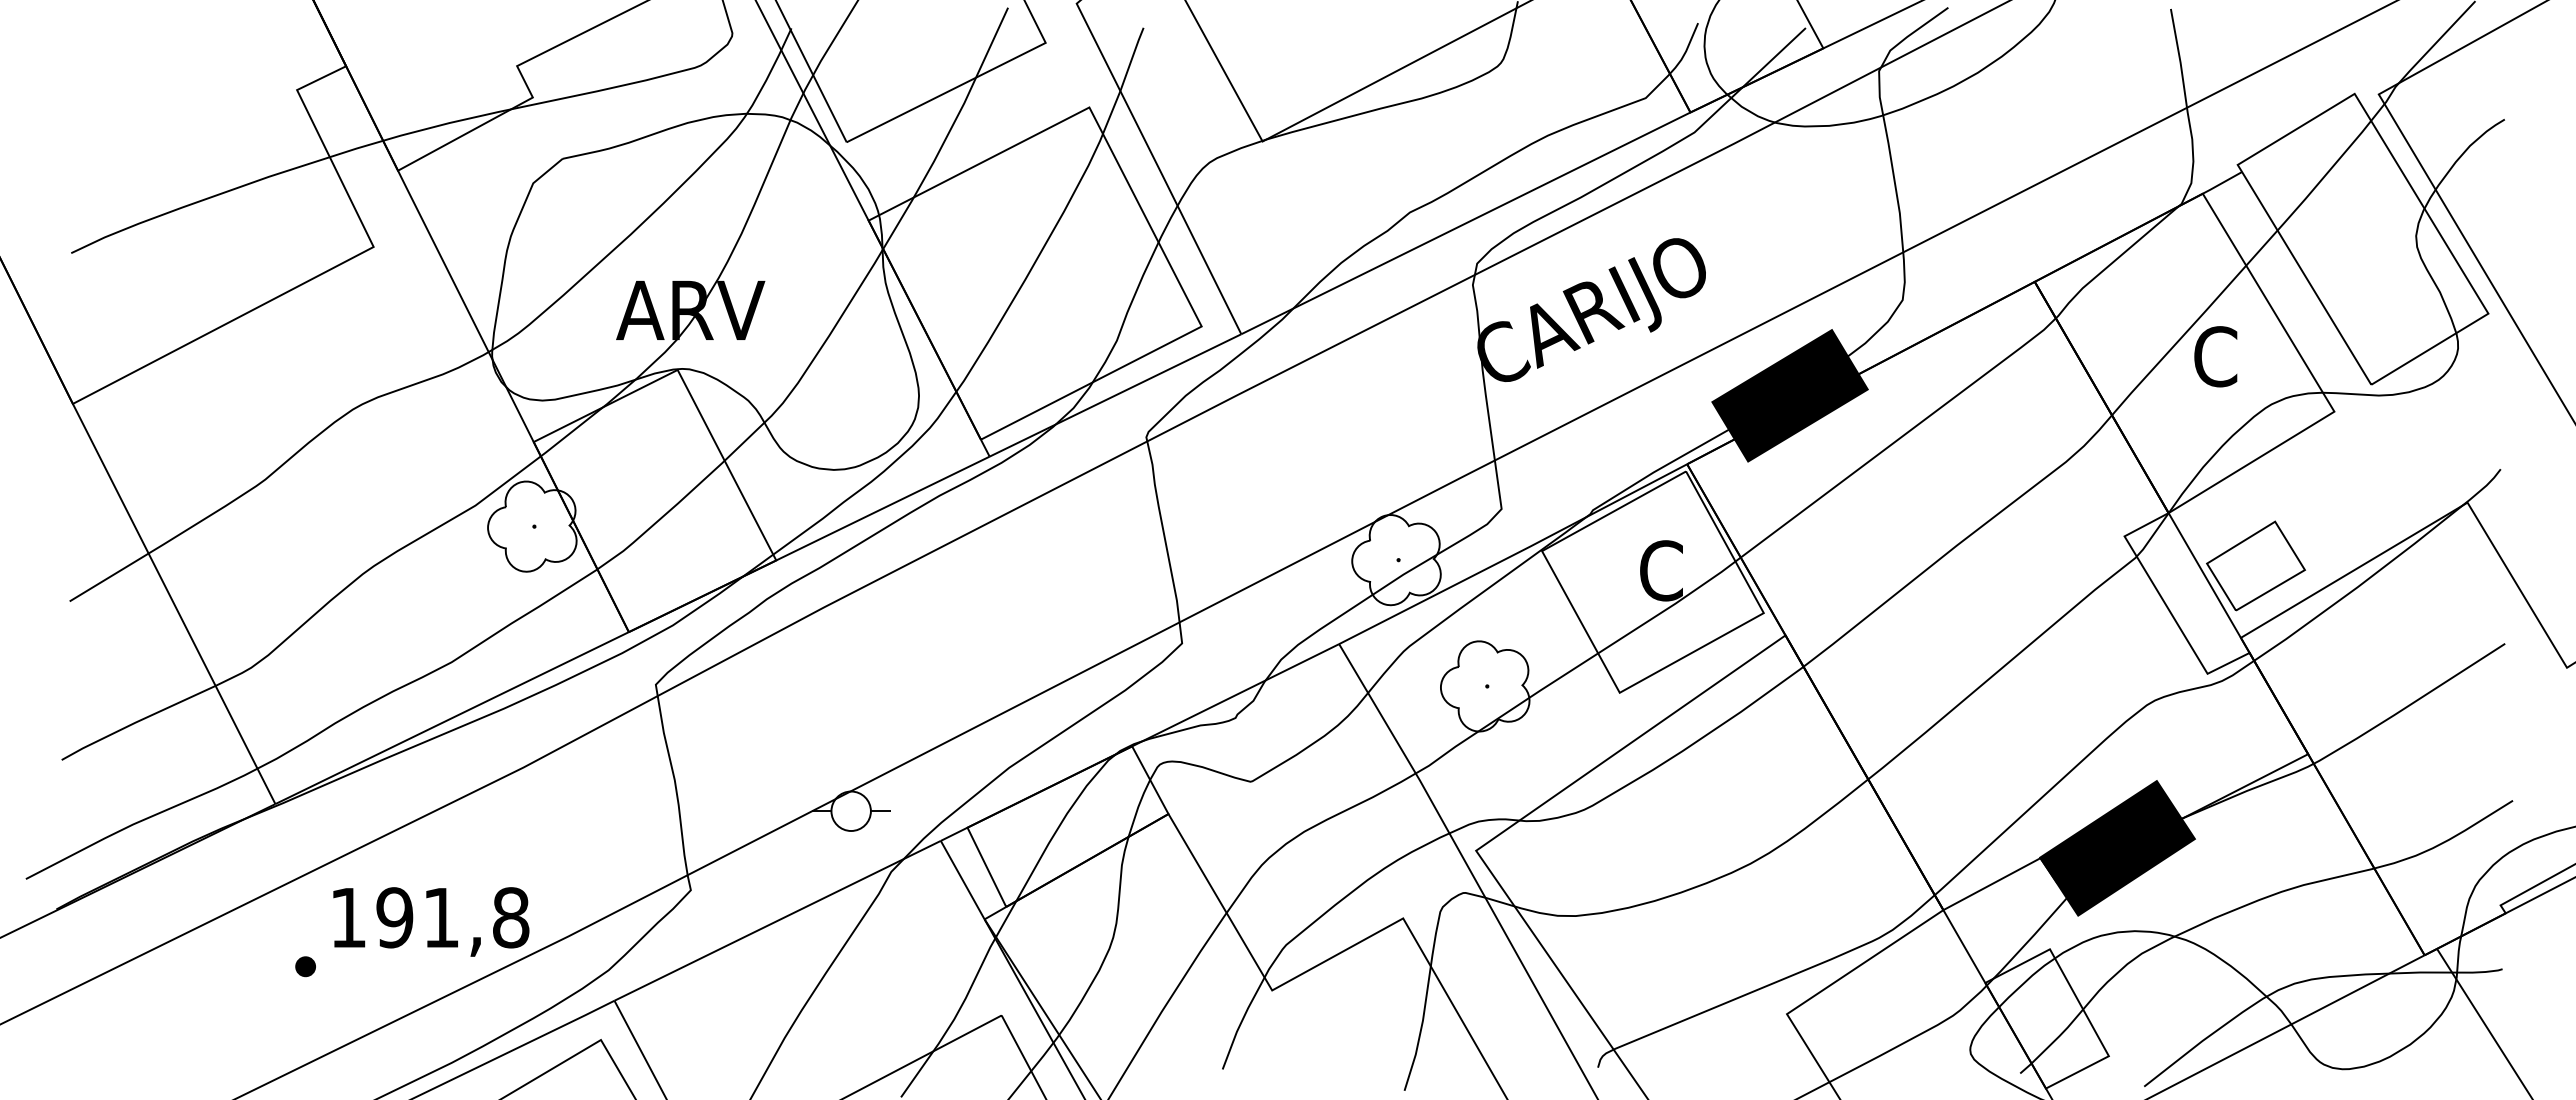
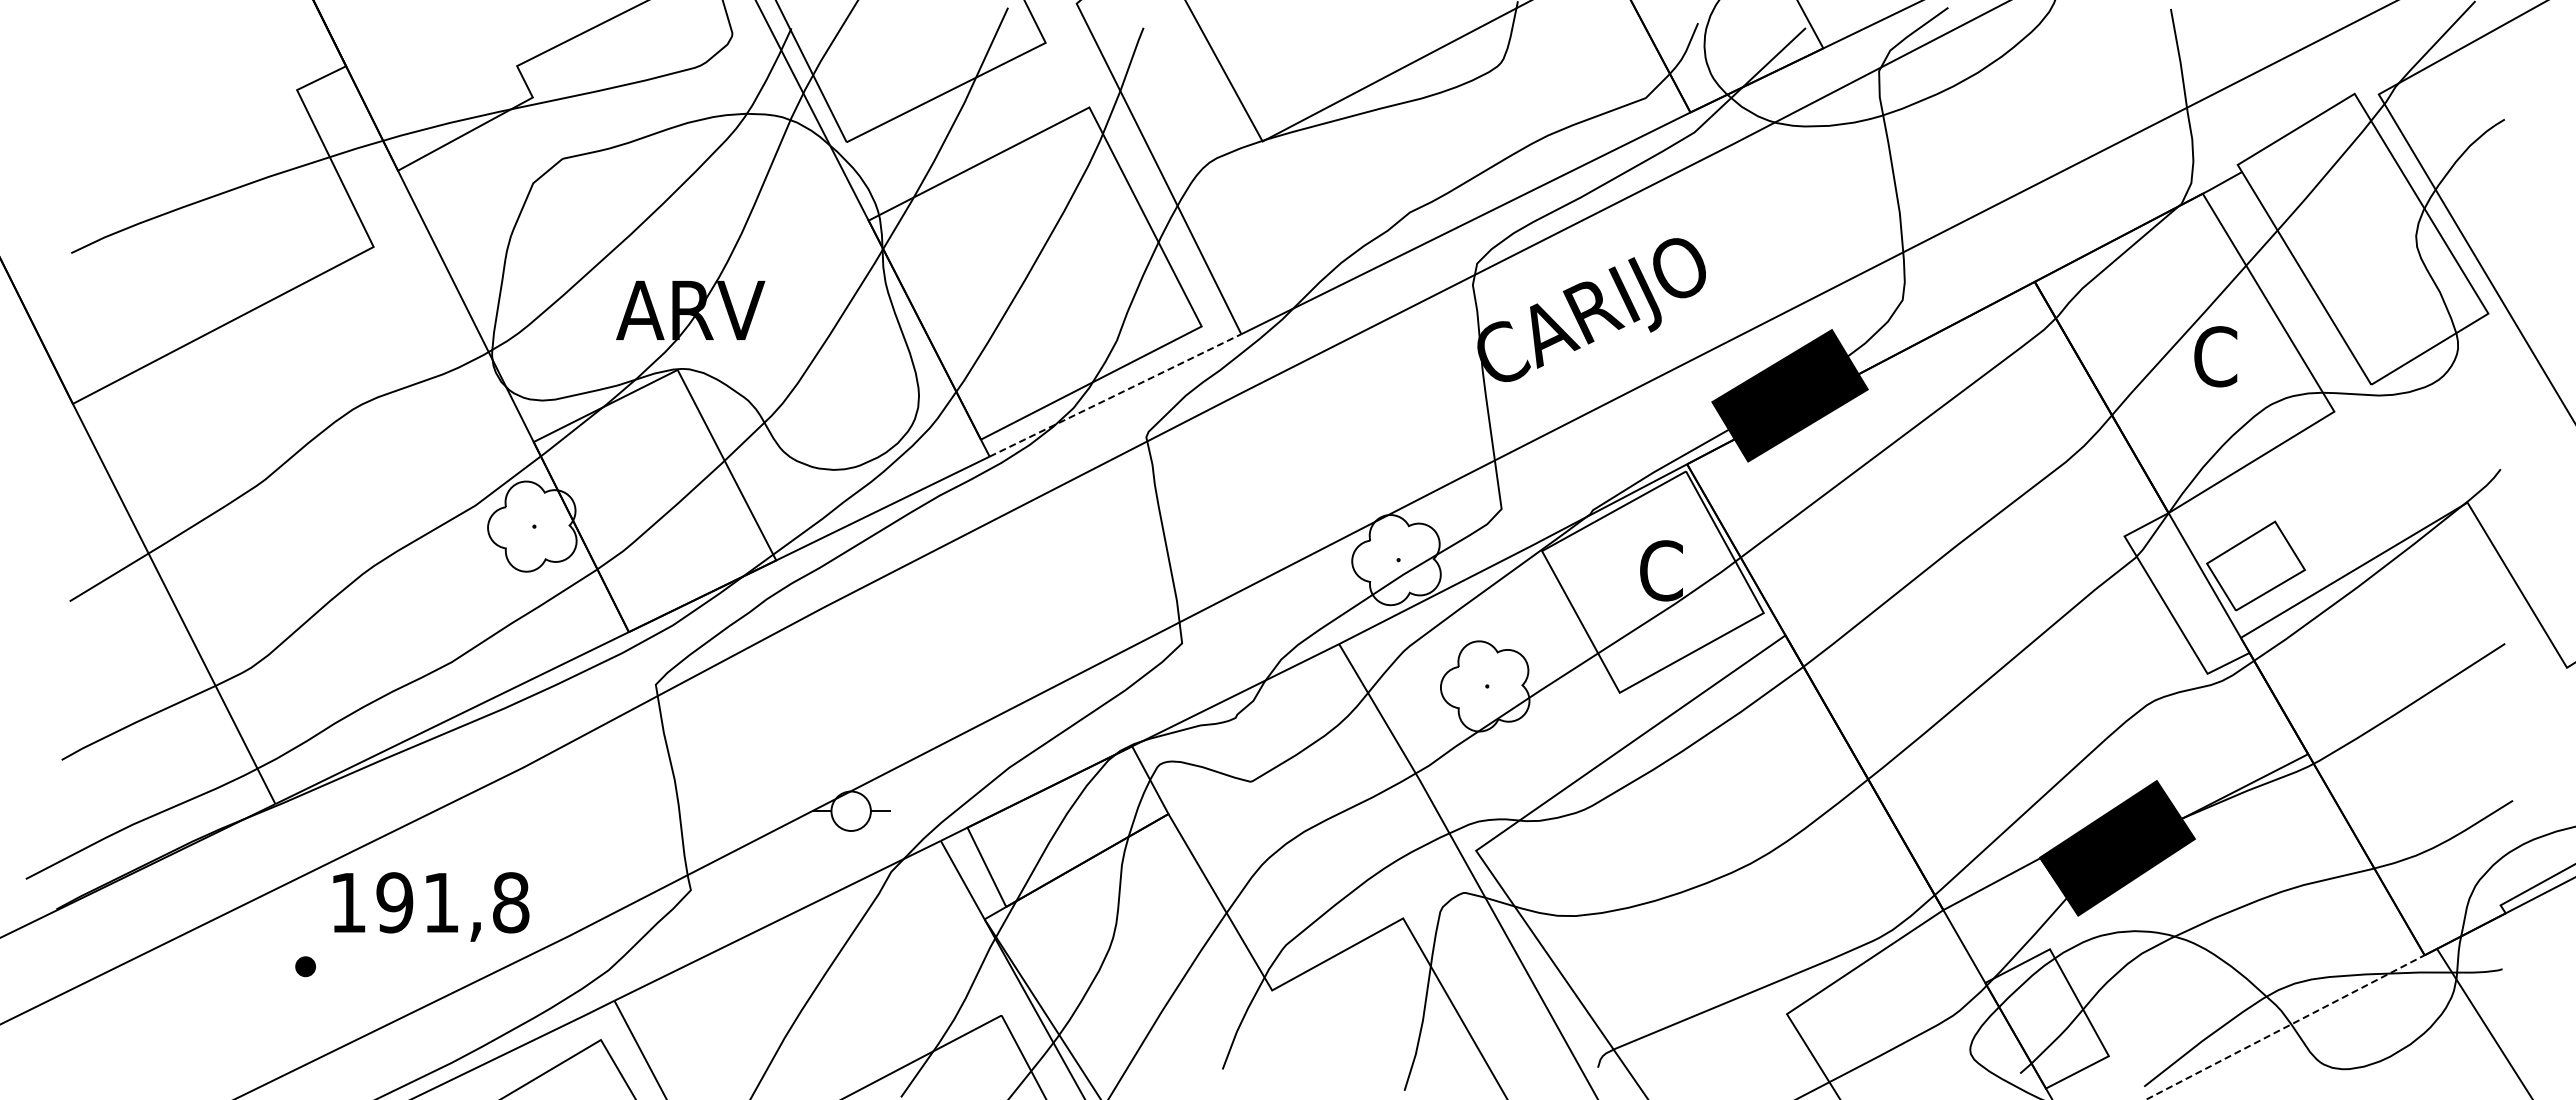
line: solid -> dashed (1115, 395)
text position: (431, 921) -> (431, 906) (431, 906)
line: solid -> dashed (2285, 1027)
